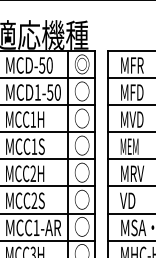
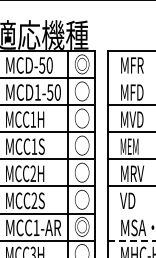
line: present -> none (130, 78)
line: present -> none (130, 213)
text: ○ -> ◎ (81, 226)
line: solid -> dashed (132, 240)
